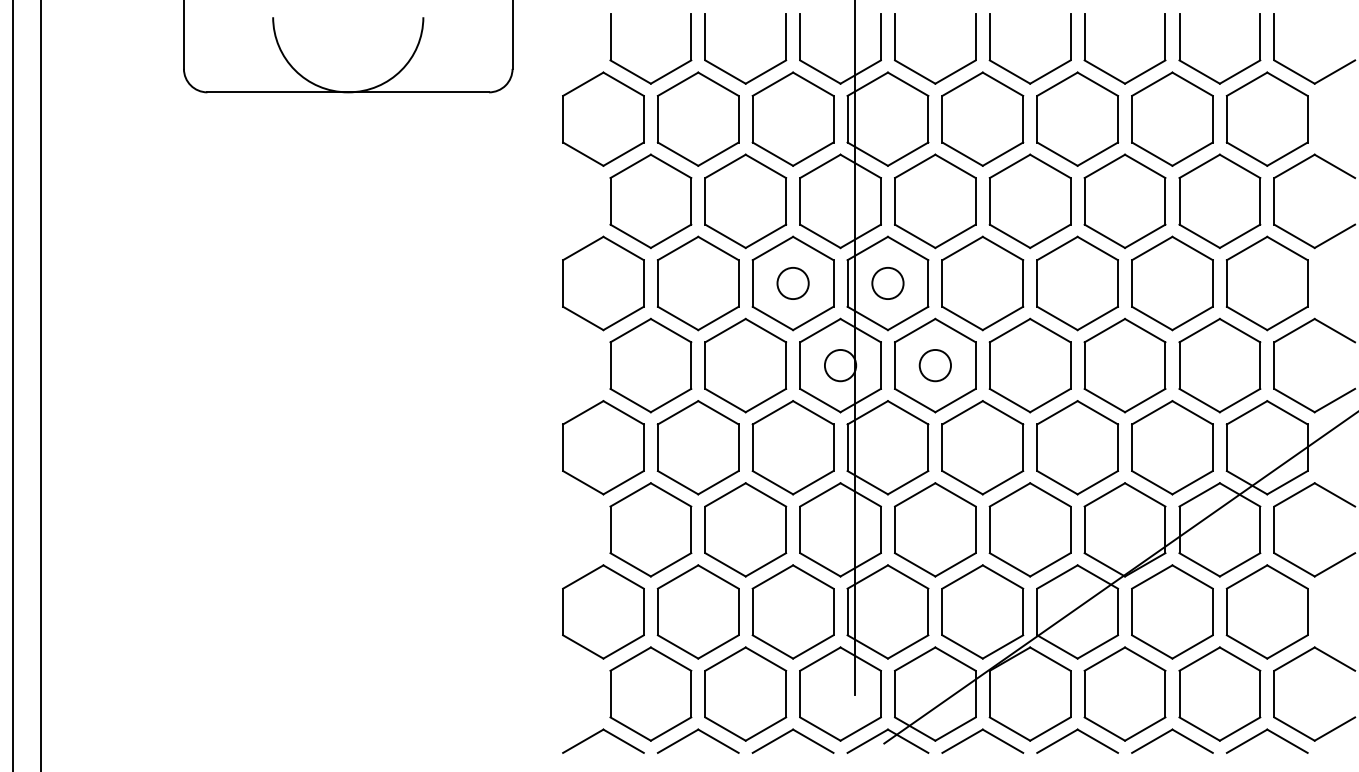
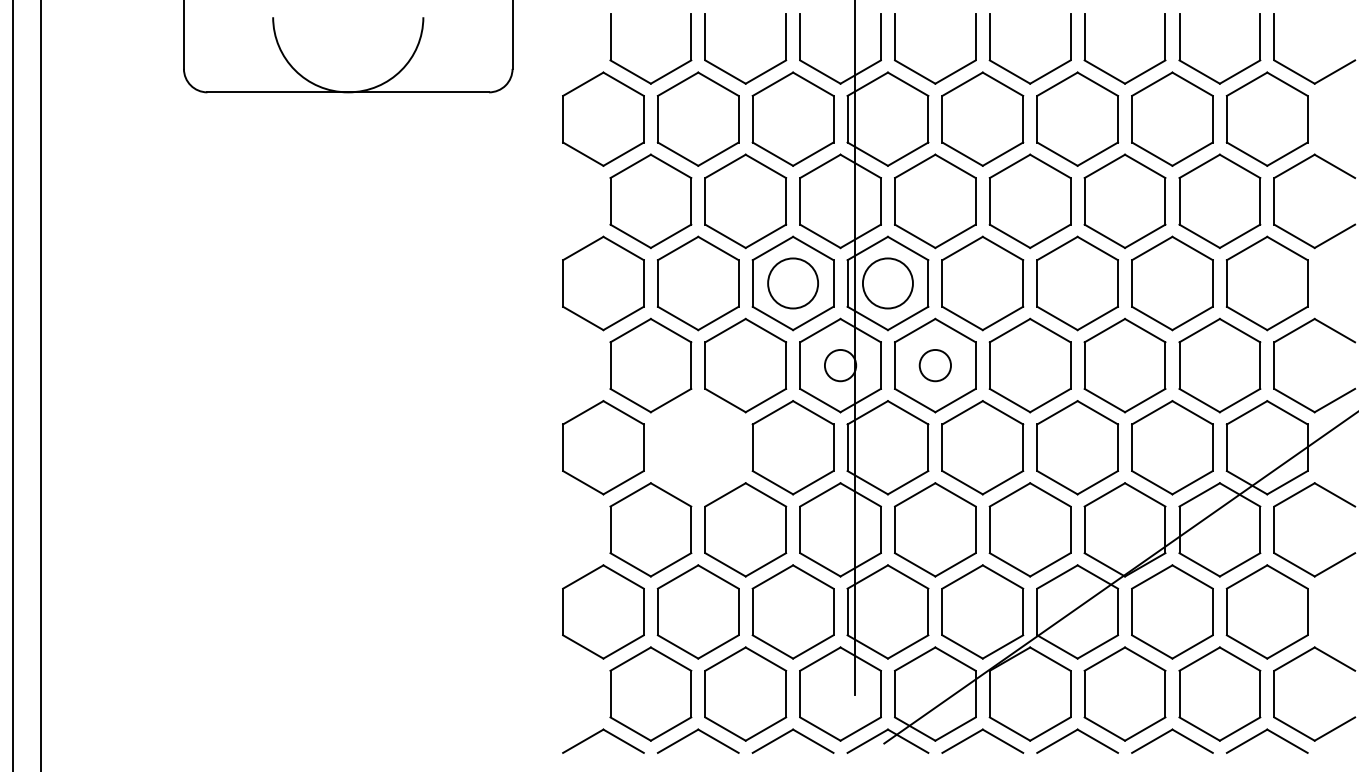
circle diameter: 31 px -> 50 px (793, 283)
circle diameter: 31 px -> 50 px (887, 283)
part: present -> none (697, 447)
